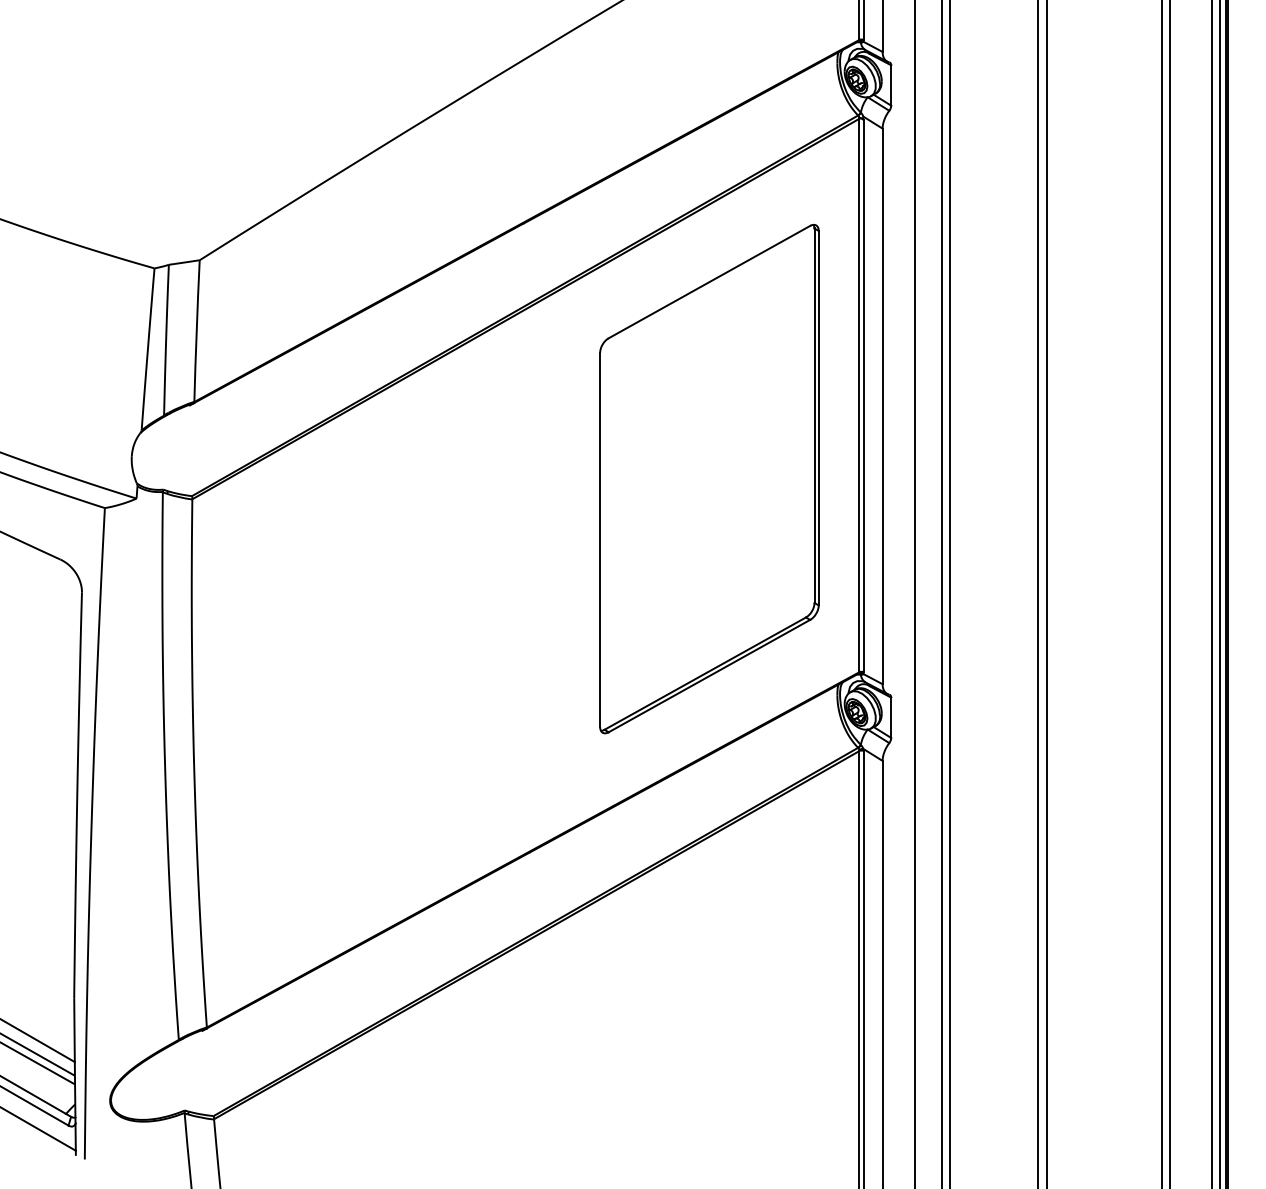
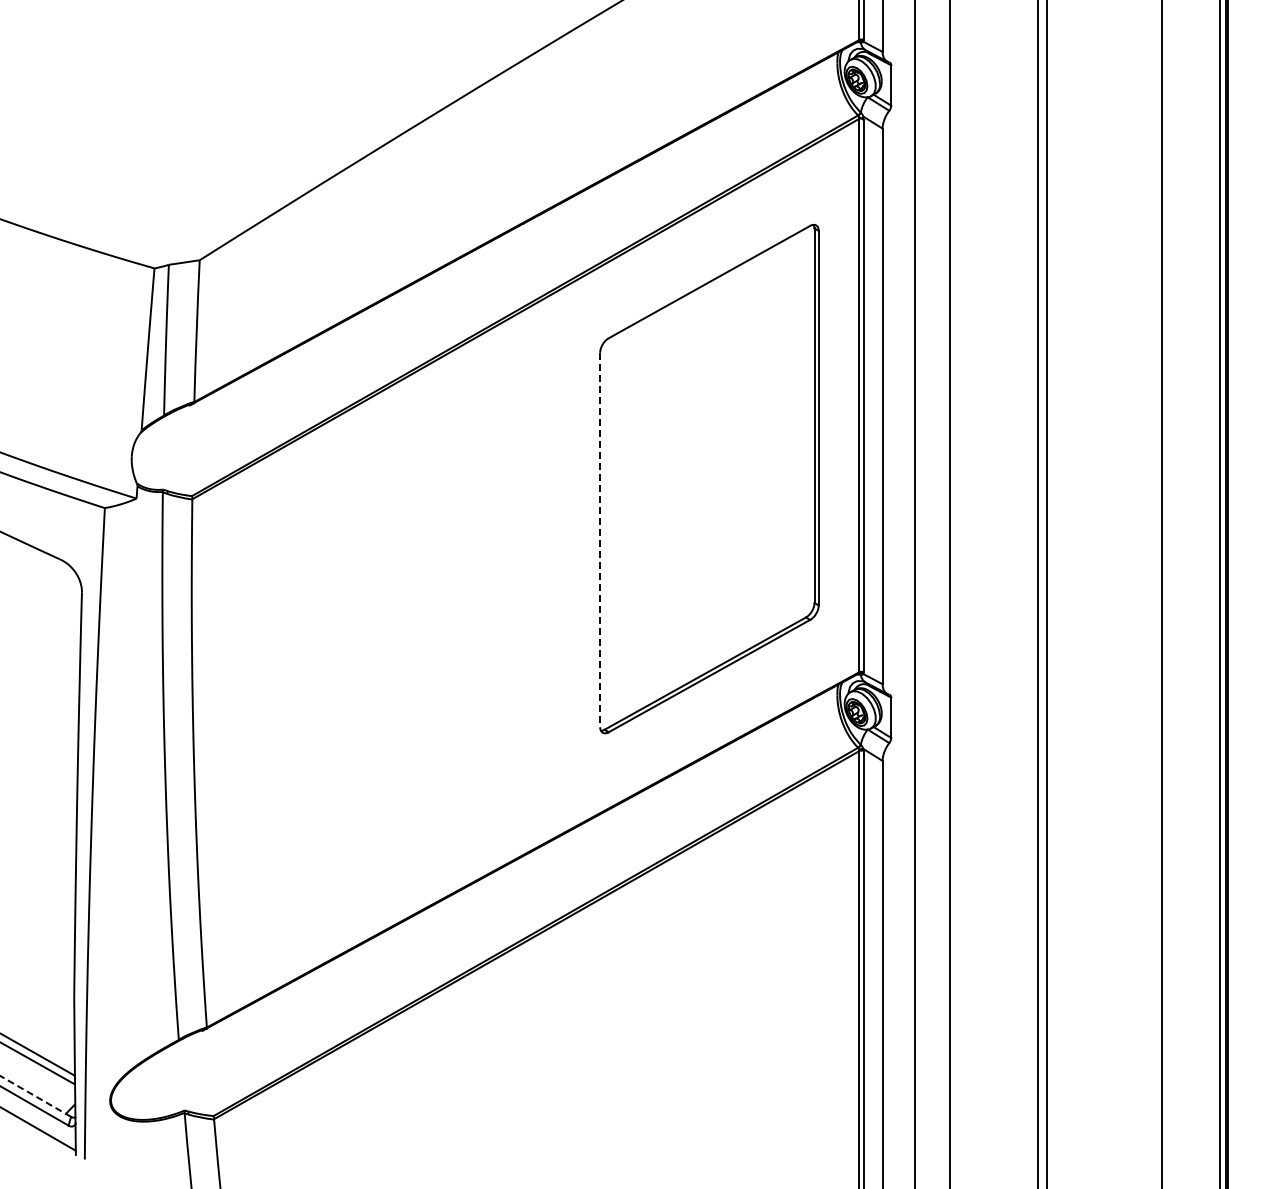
line: solid -> dashed (600, 540)
line: present -> none (941, 593)
line: present -> none (1170, 593)
line: present -> none (1211, 593)
line: present -> none (38, 1041)
line: solid -> dashed (33, 1094)
